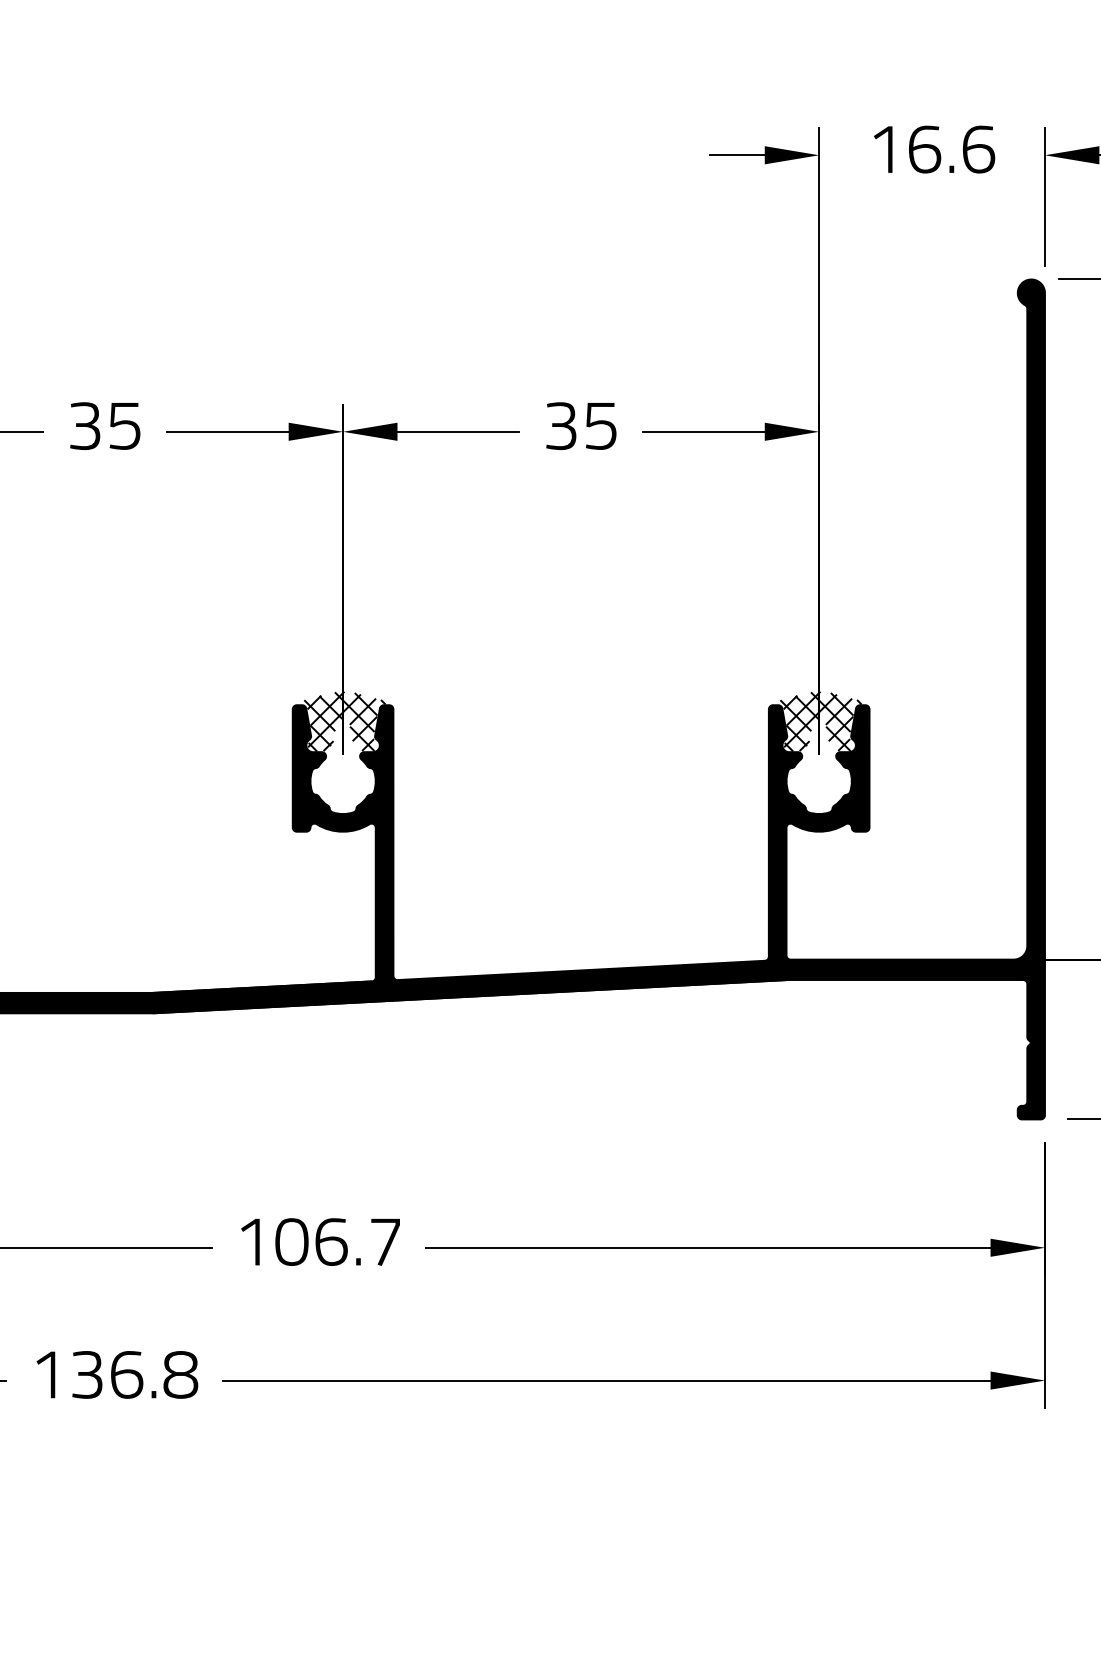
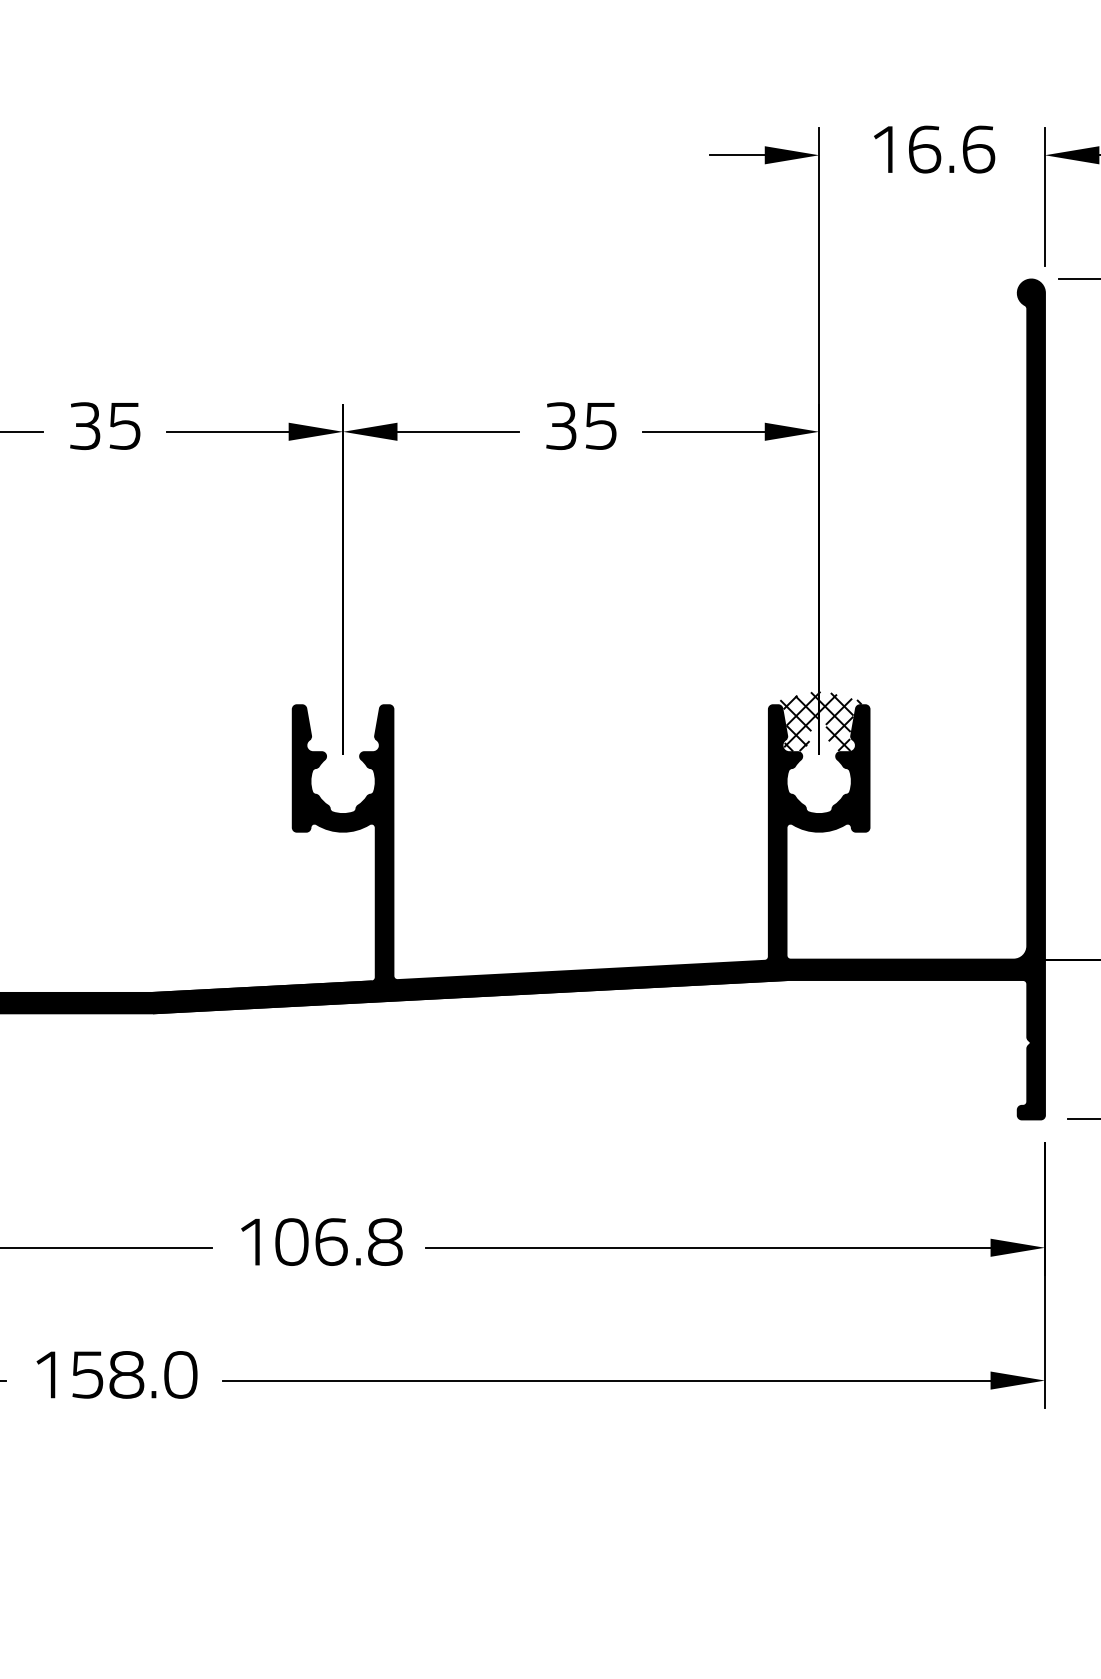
hatch: present -> none (344, 721)
text: 106.7 -> 106.8 (385, 1241)
text: 136.8 -> 158.0 (135, 1374)
